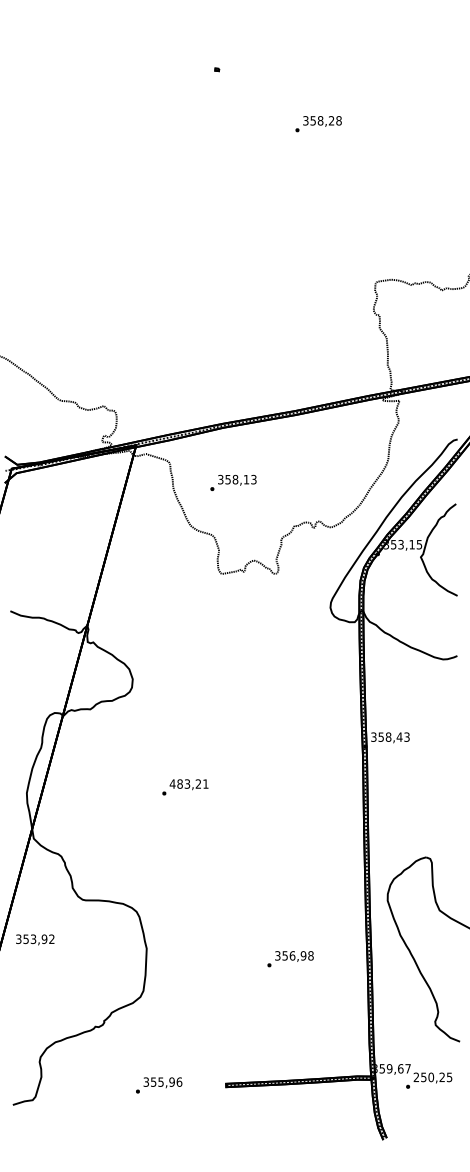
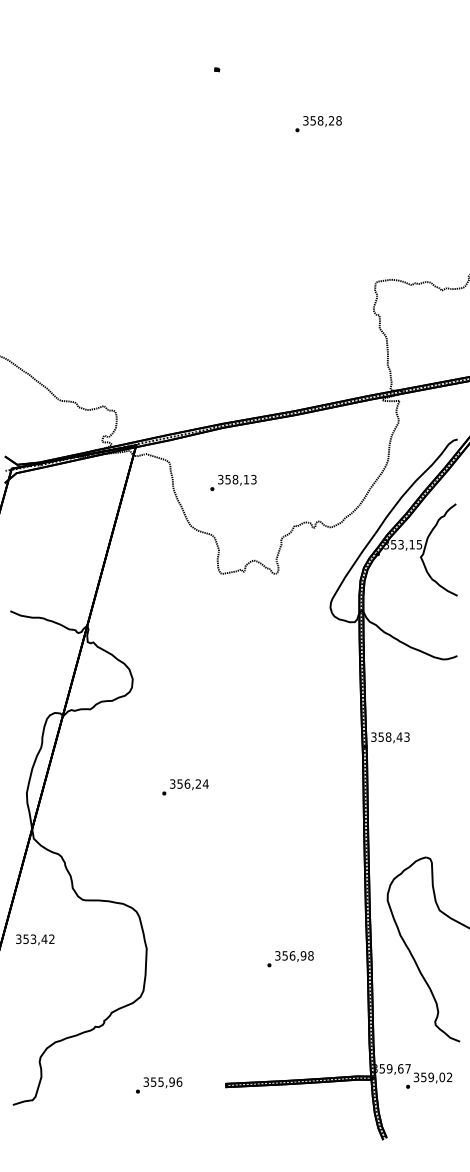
text: 483,21 -> 356,24 (188, 783)
text: 353,92 -> 353,42 (44, 939)
text: 250,25 -> 359,02 (432, 1077)
